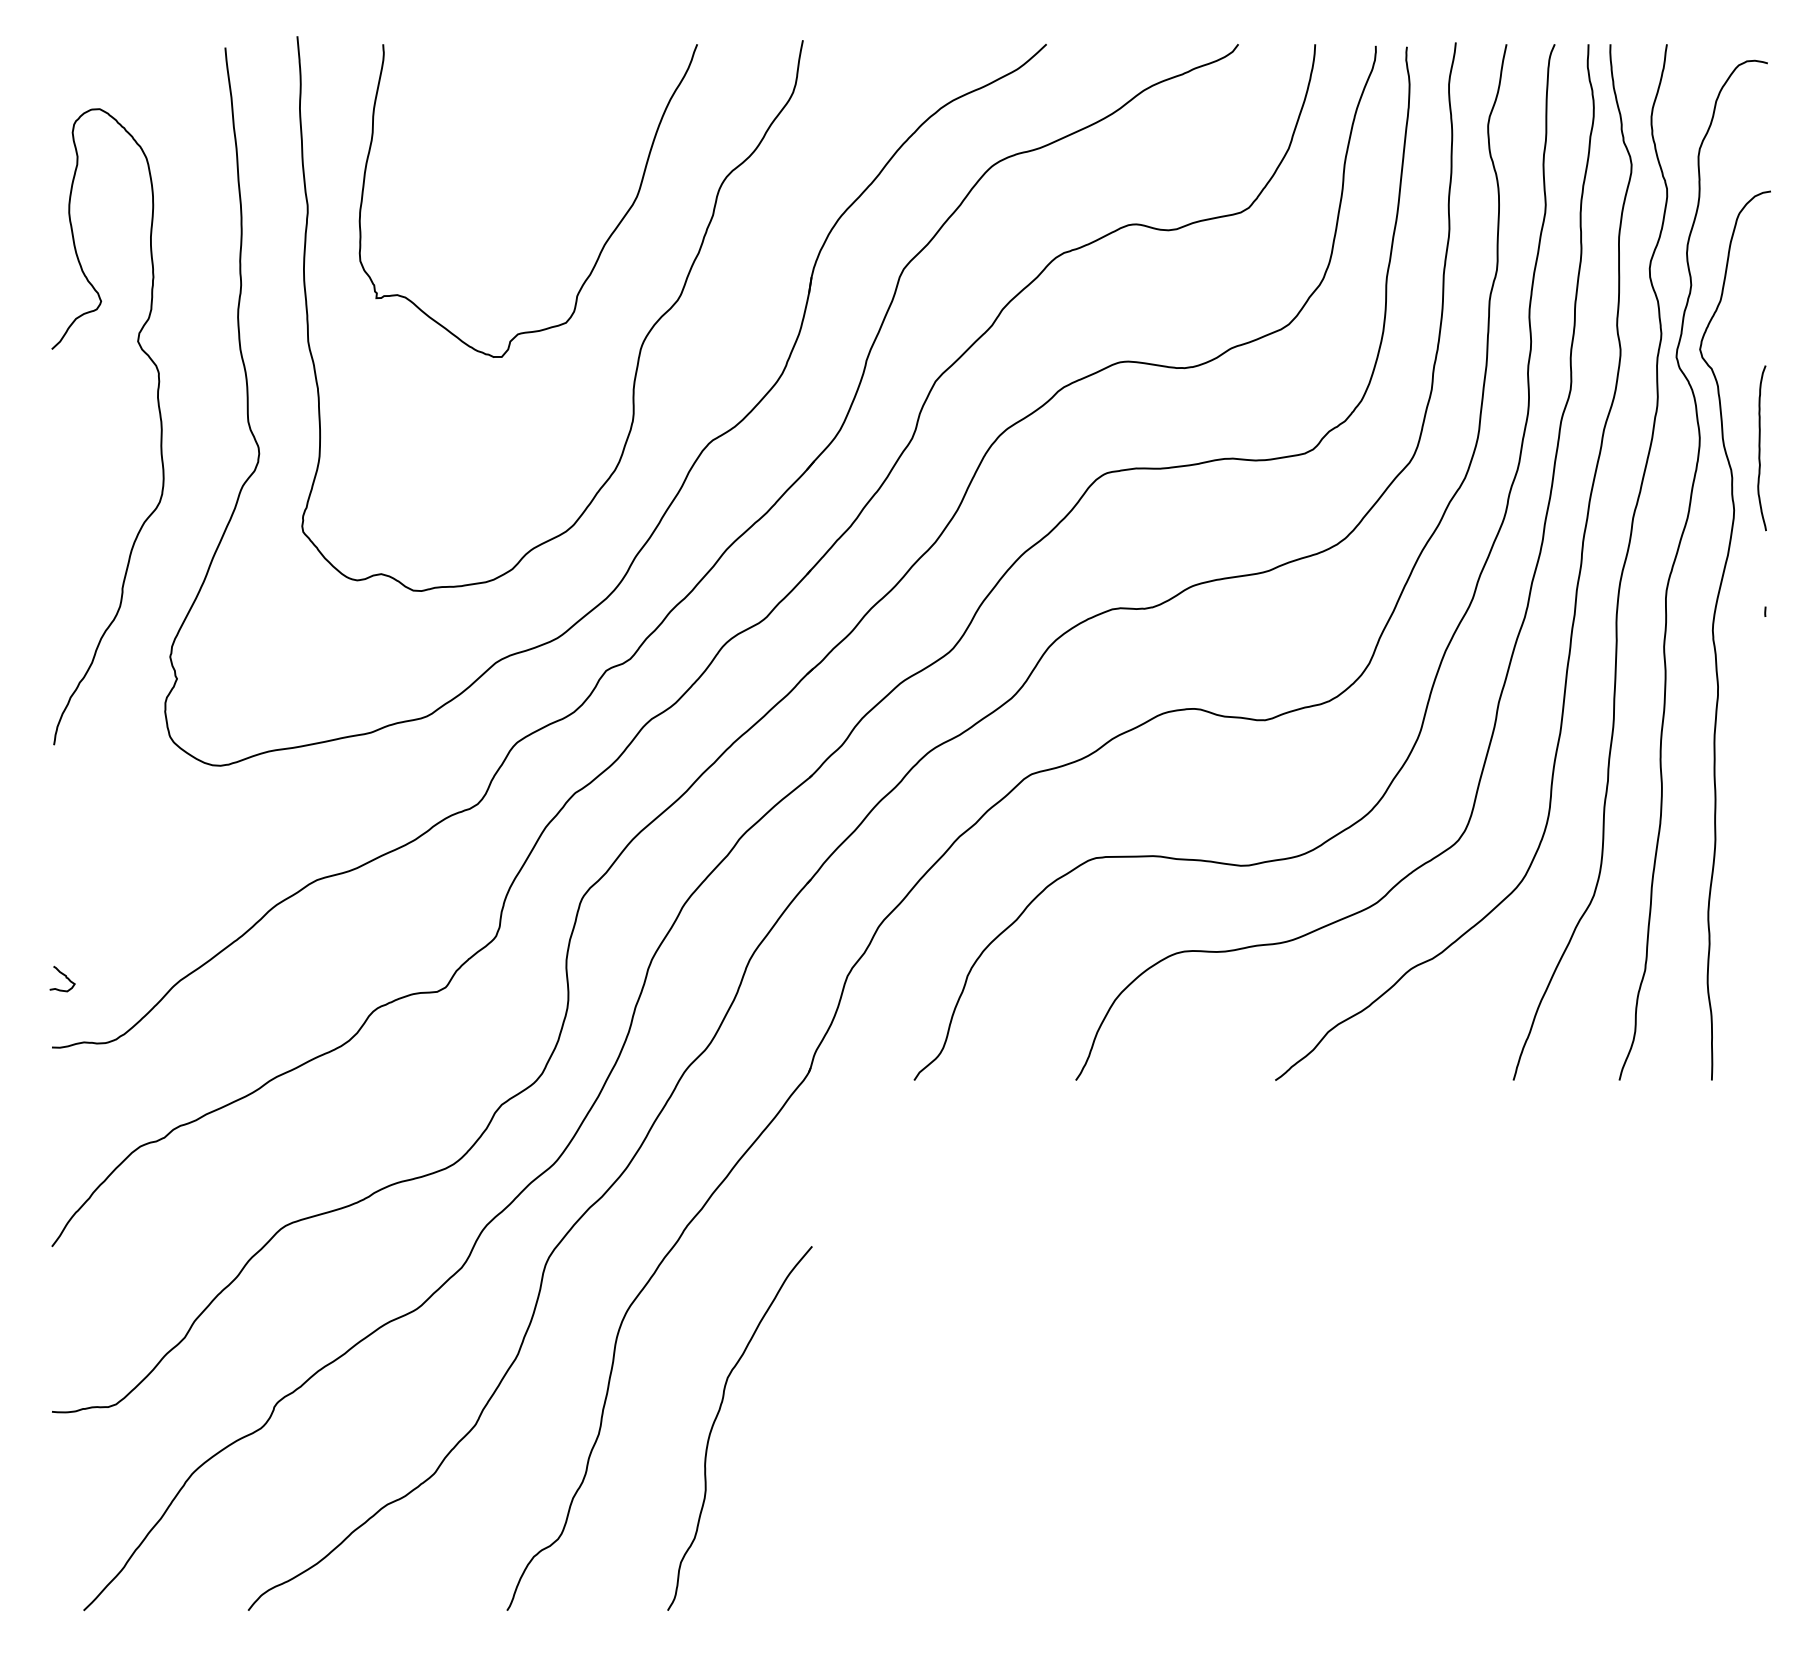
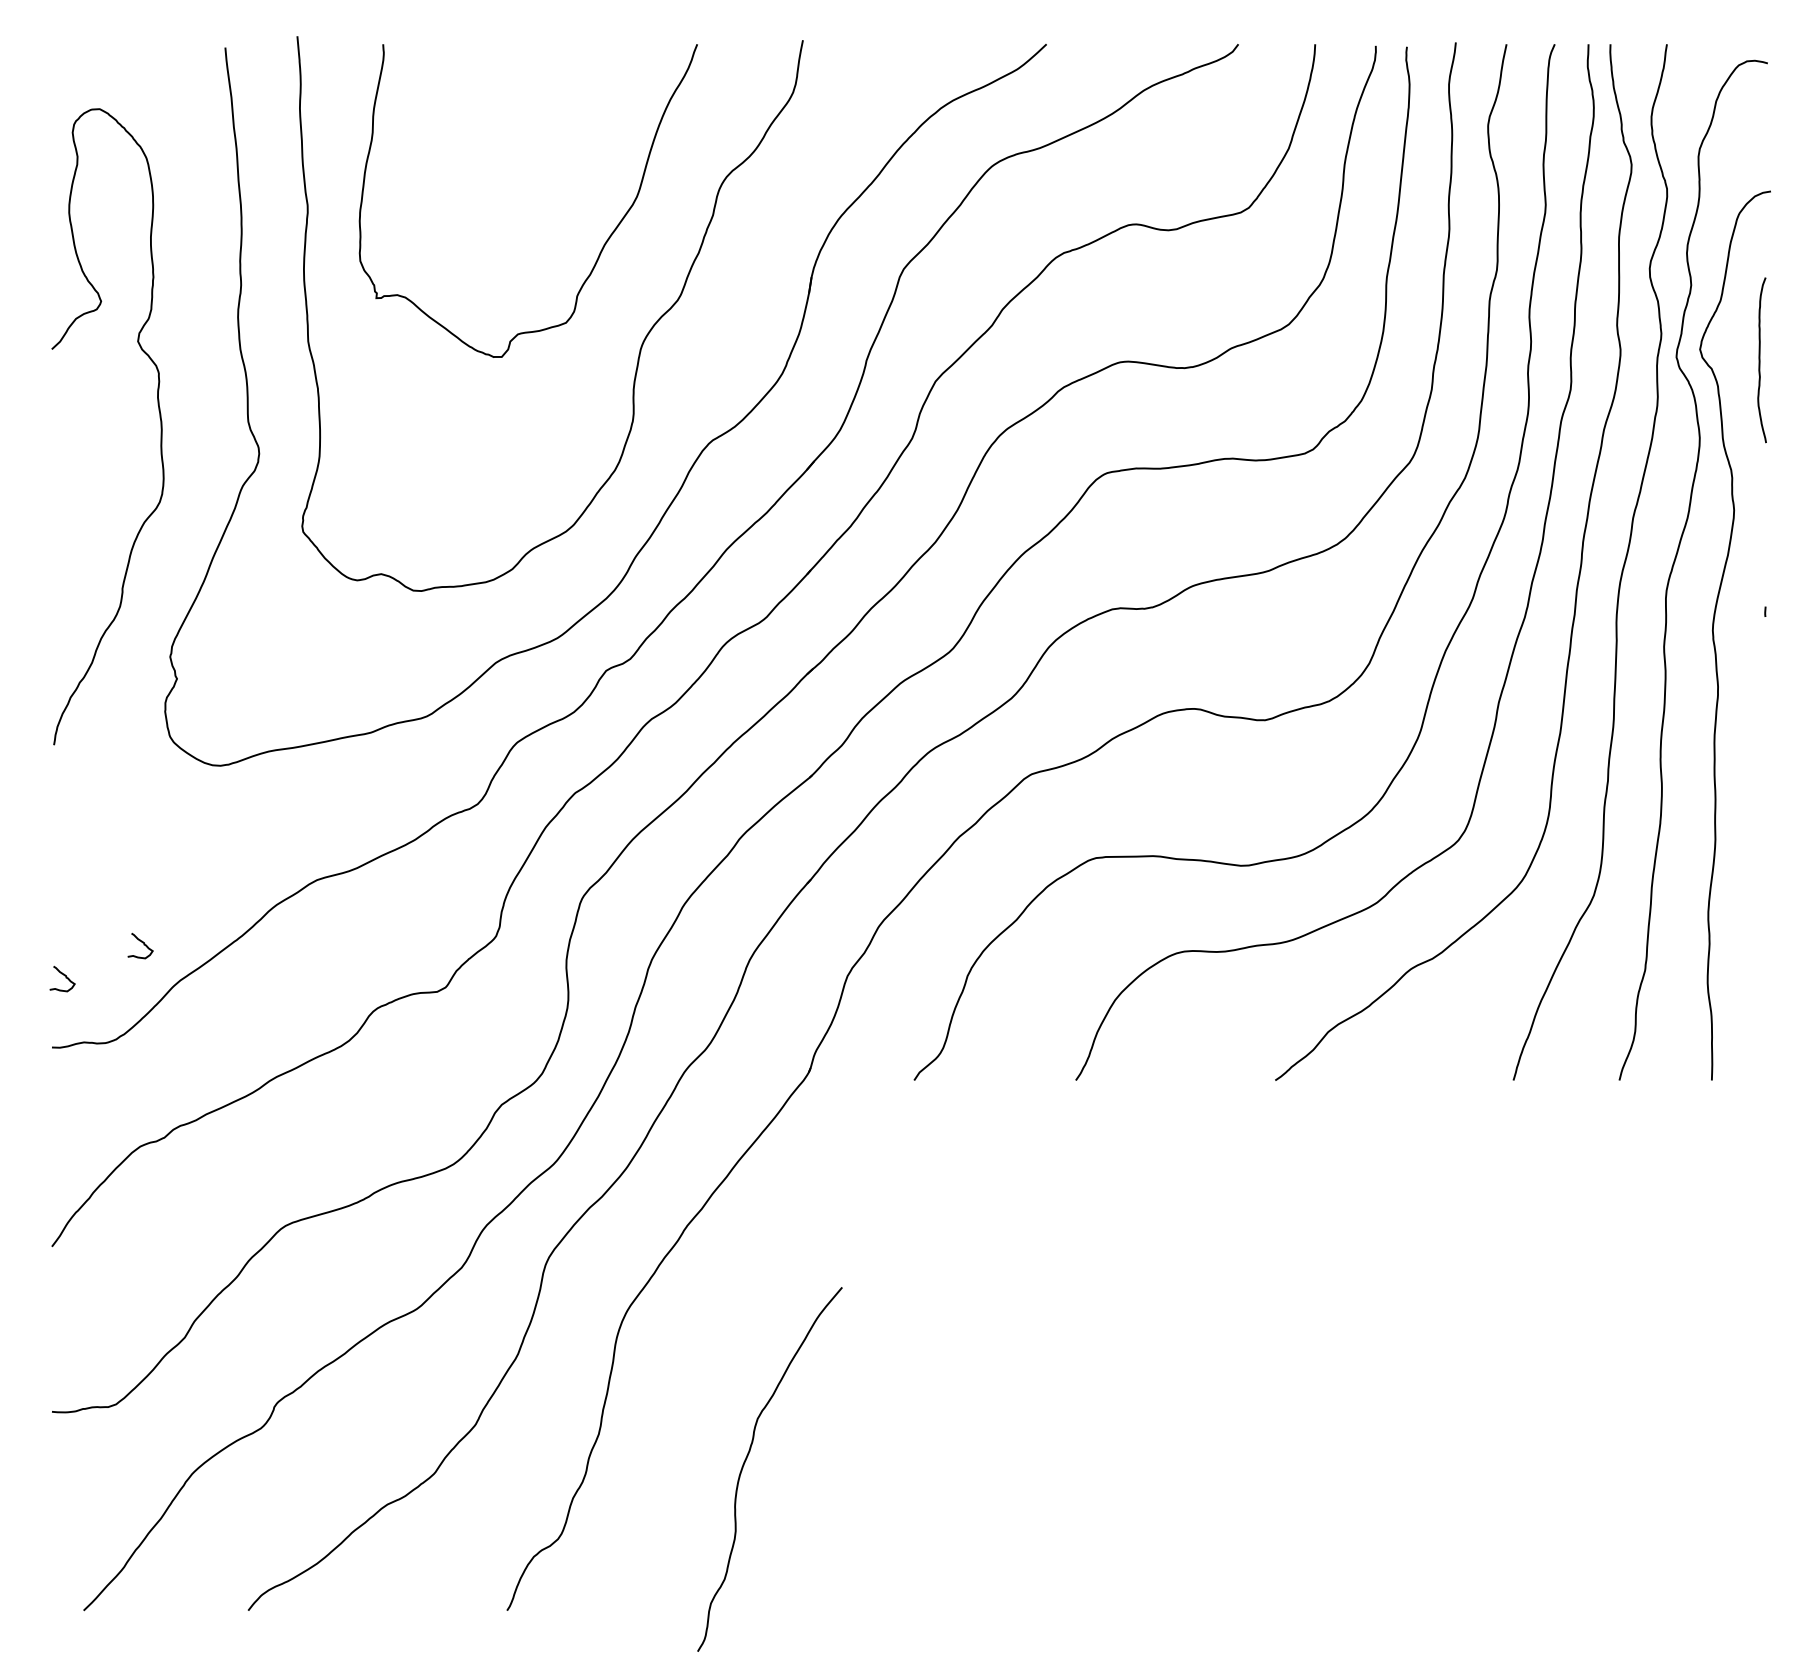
curve position: (1760, 448) -> (1760, 360) (1760, 360)
curve: none -> present (142, 943)
curve position: (717, 1417) -> (747, 1458) (747, 1458)
